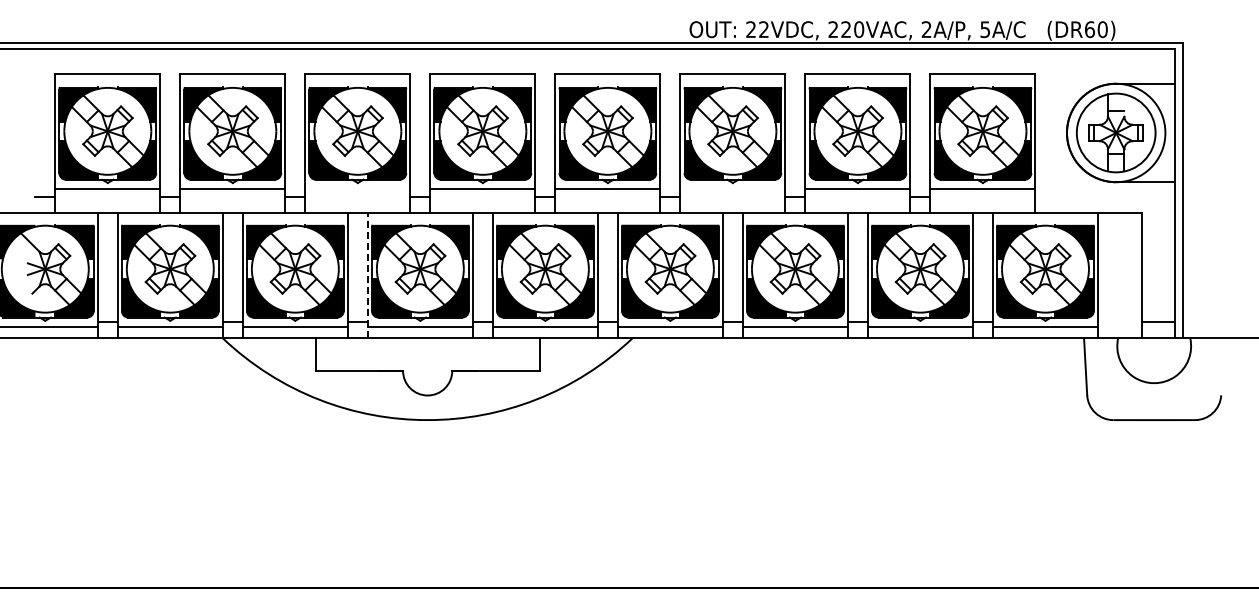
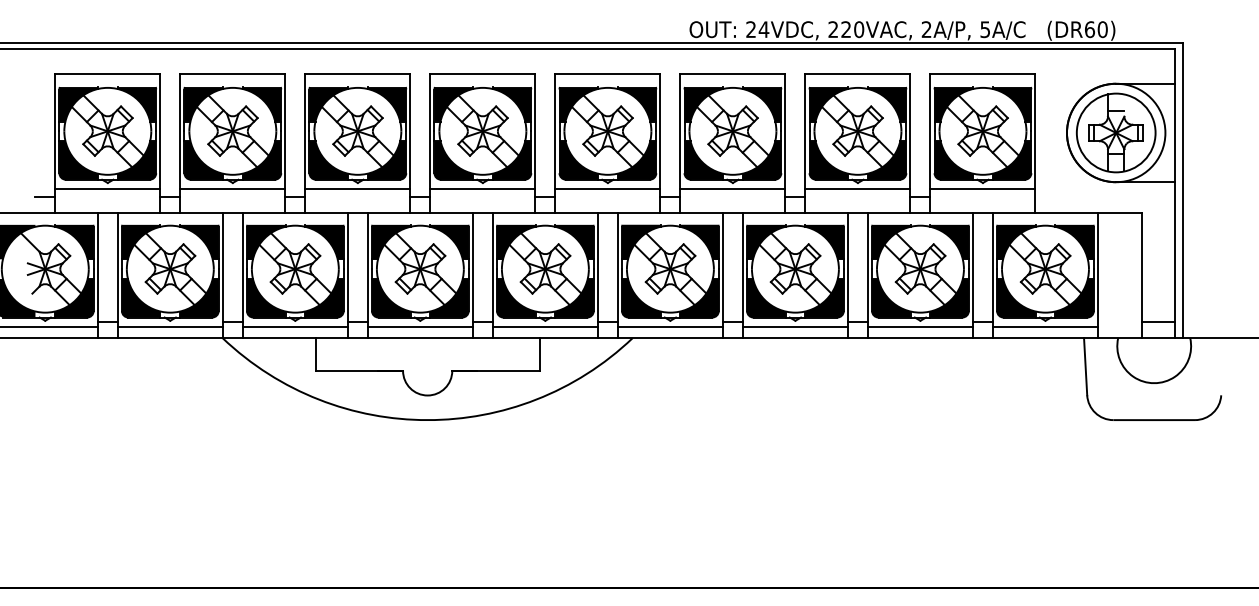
text: 22VDC, -> 24VDC, (763, 29)
line: none -> present (357, 188)
line: none -> present (732, 188)
line: dashed -> solid (367, 275)
